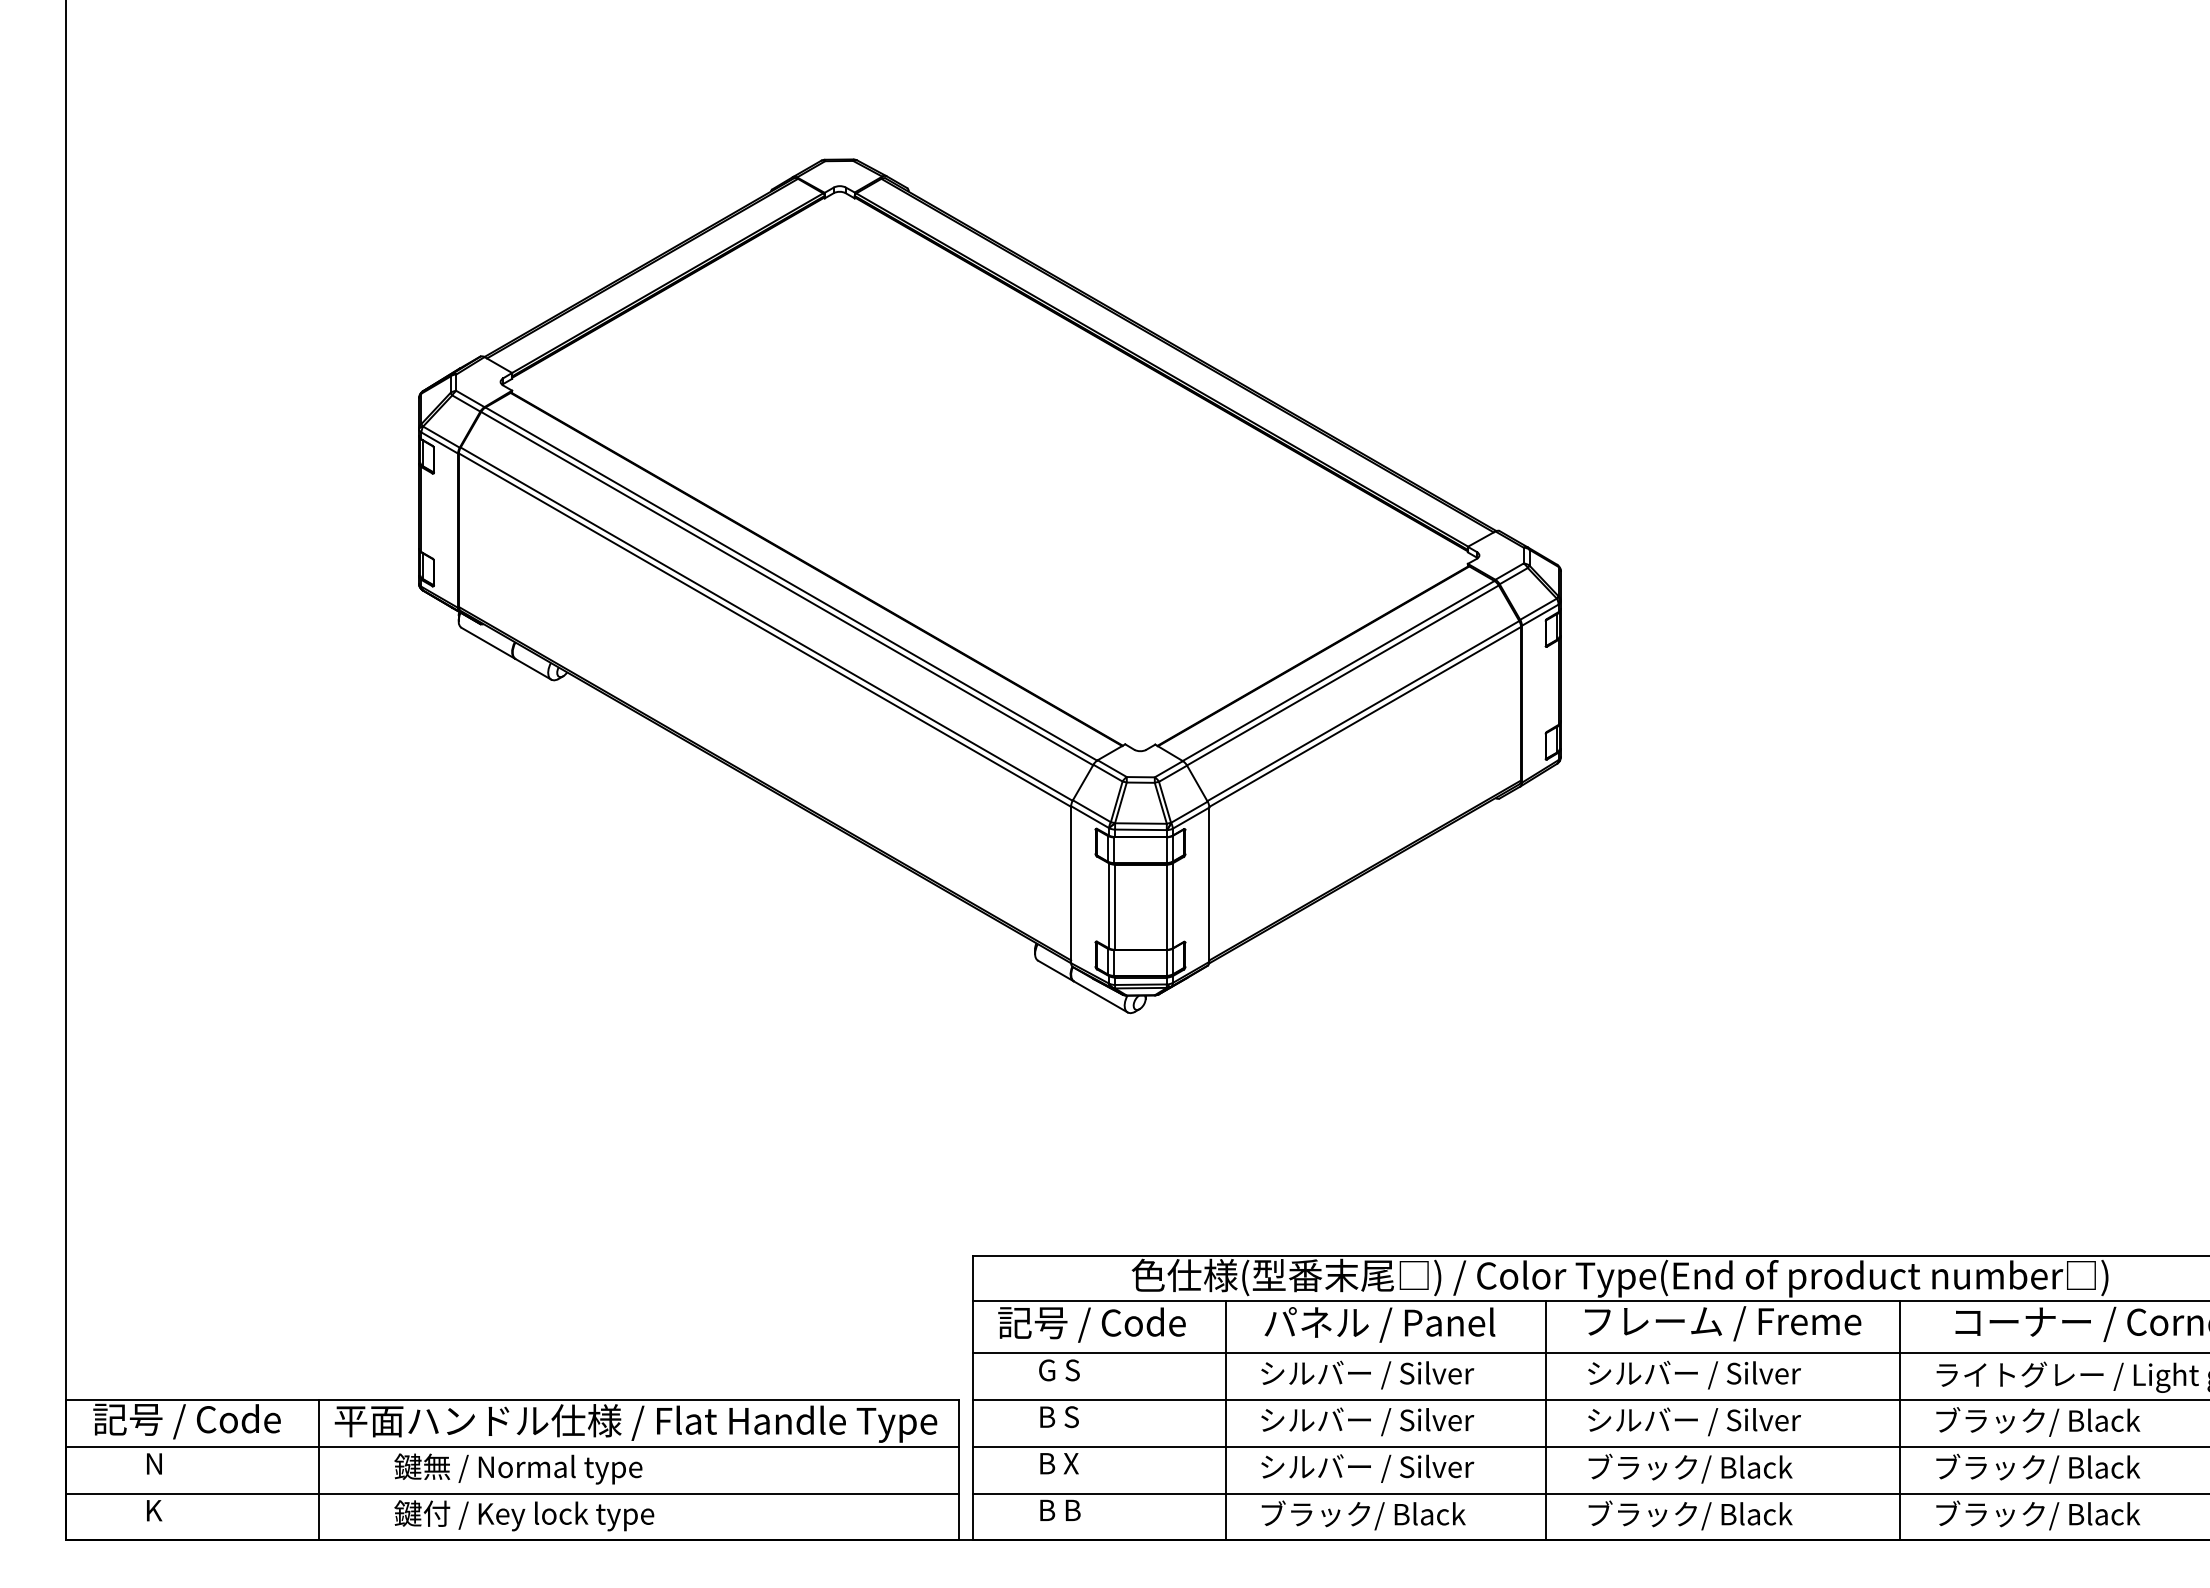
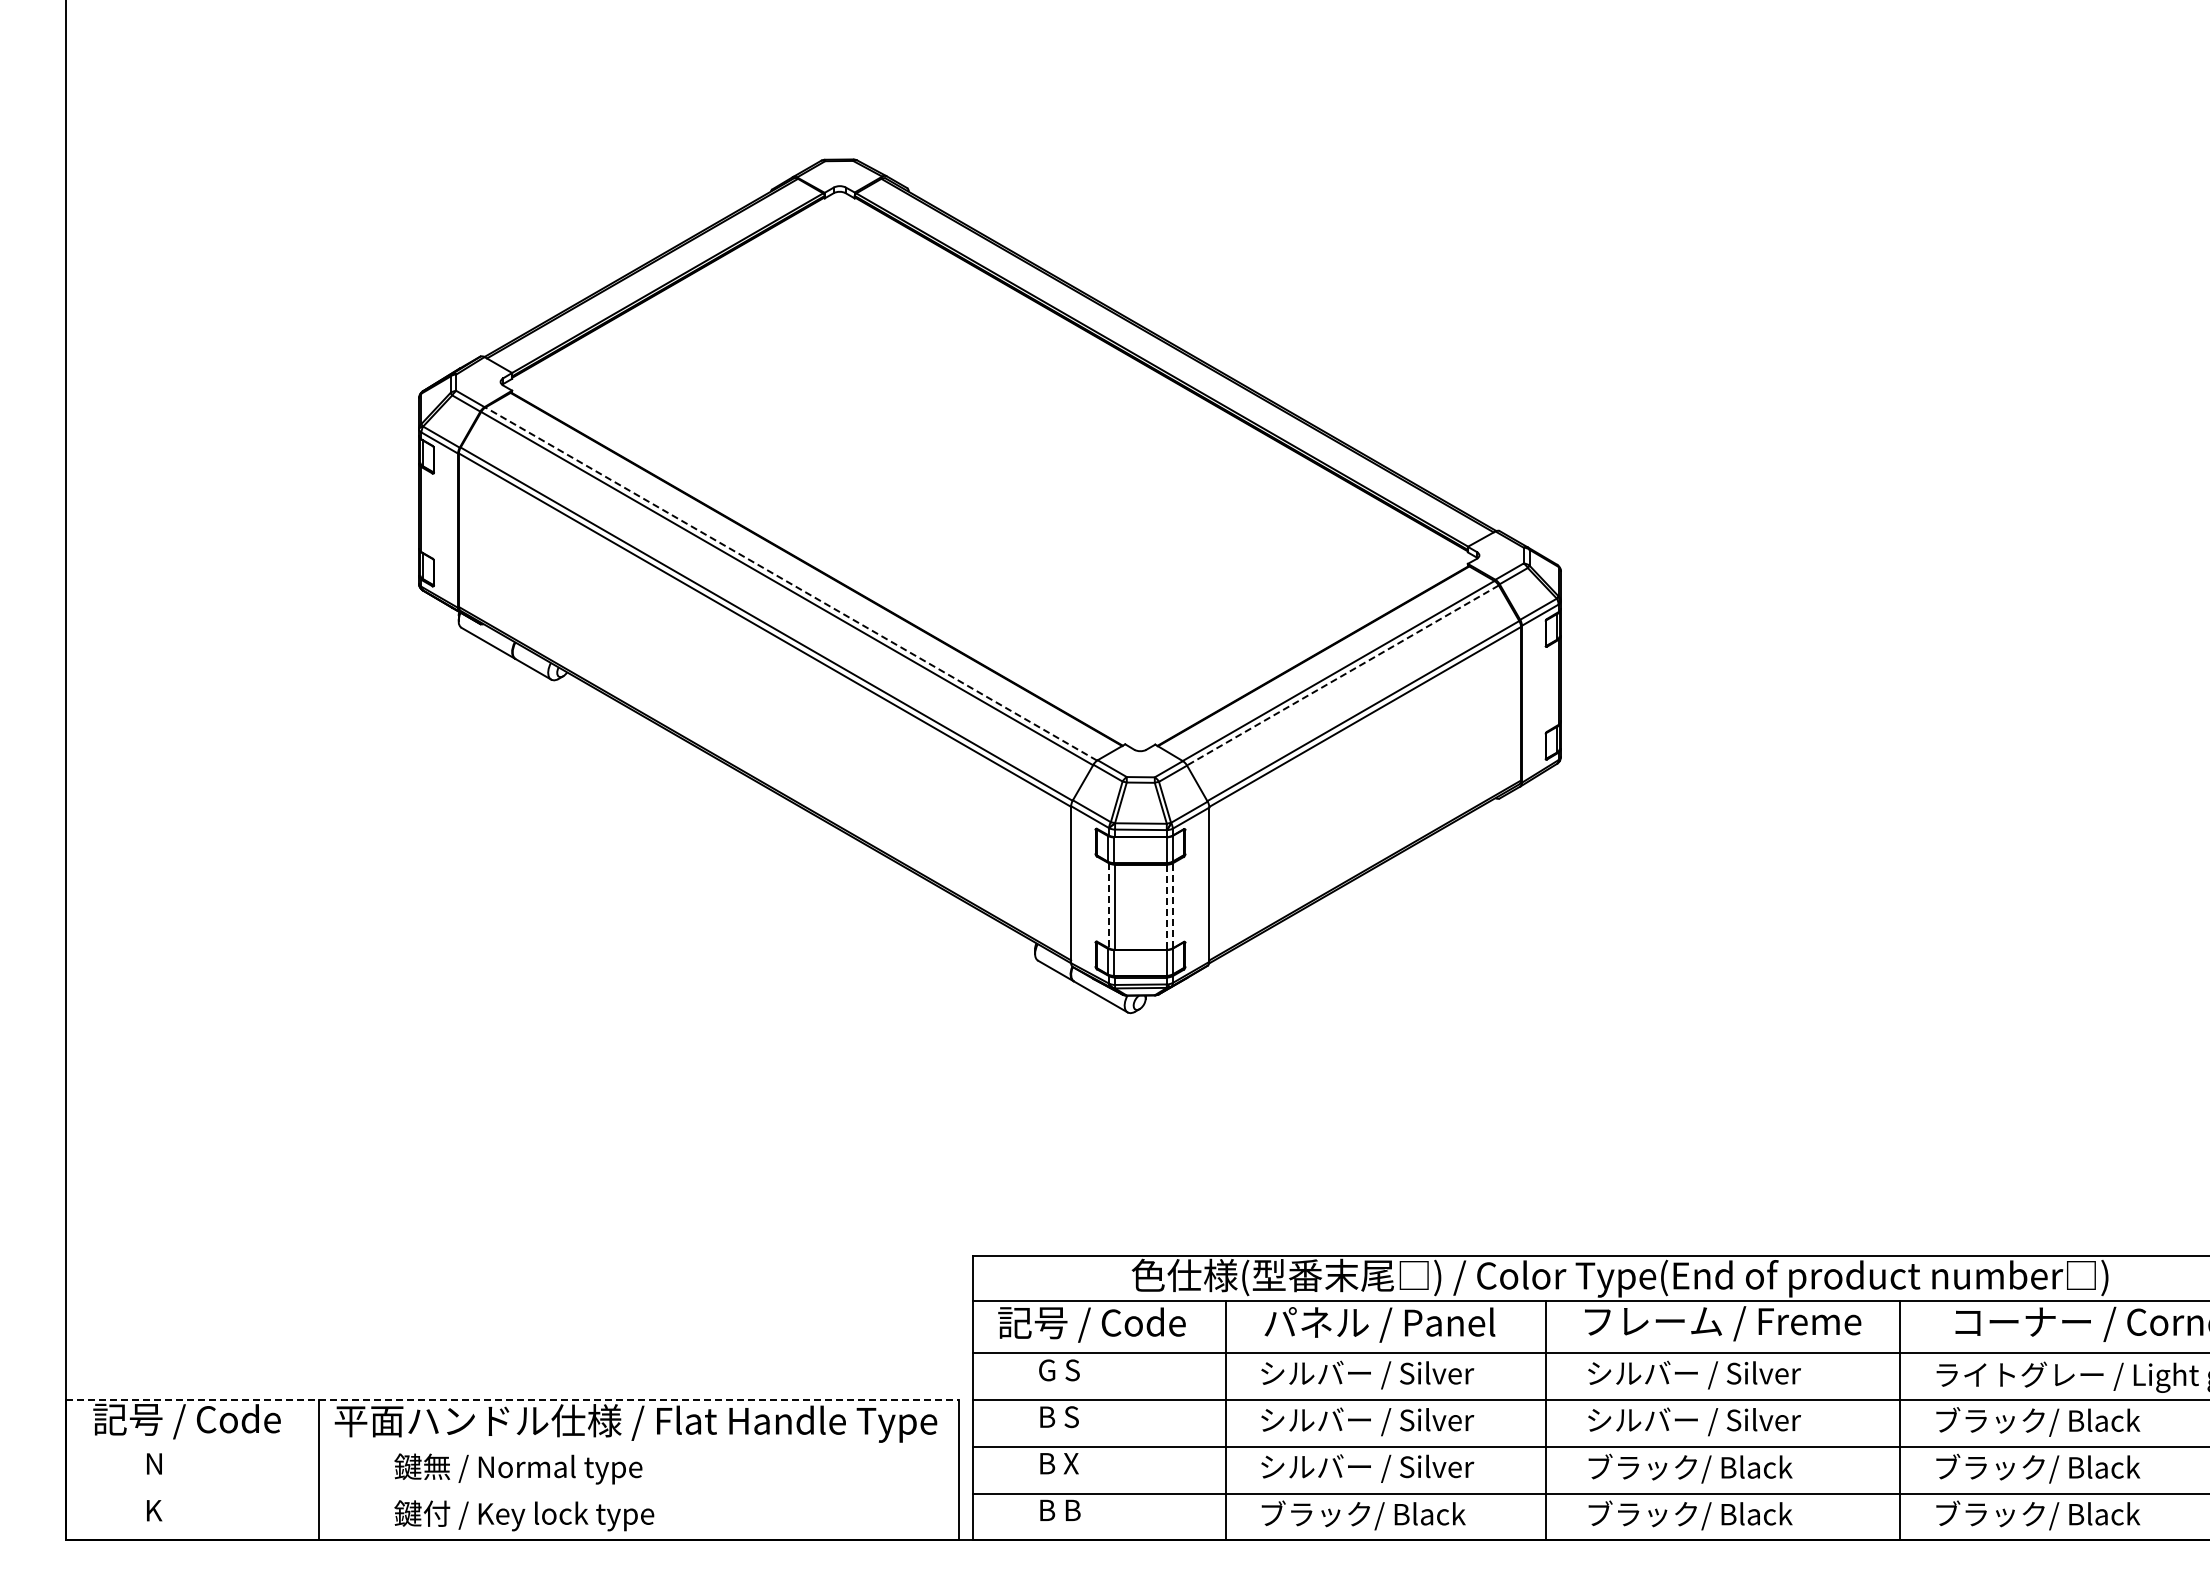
line: solid -> dashed (790, 583)
line: solid -> dashed (1342, 675)
line: solid -> dashed (1109, 905)
line: solid -> dashed (1172, 905)
line: solid -> dashed (1166, 907)
line: solid -> dashed (513, 1400)
line: present -> none (512, 1446)
line: present -> none (512, 1493)
